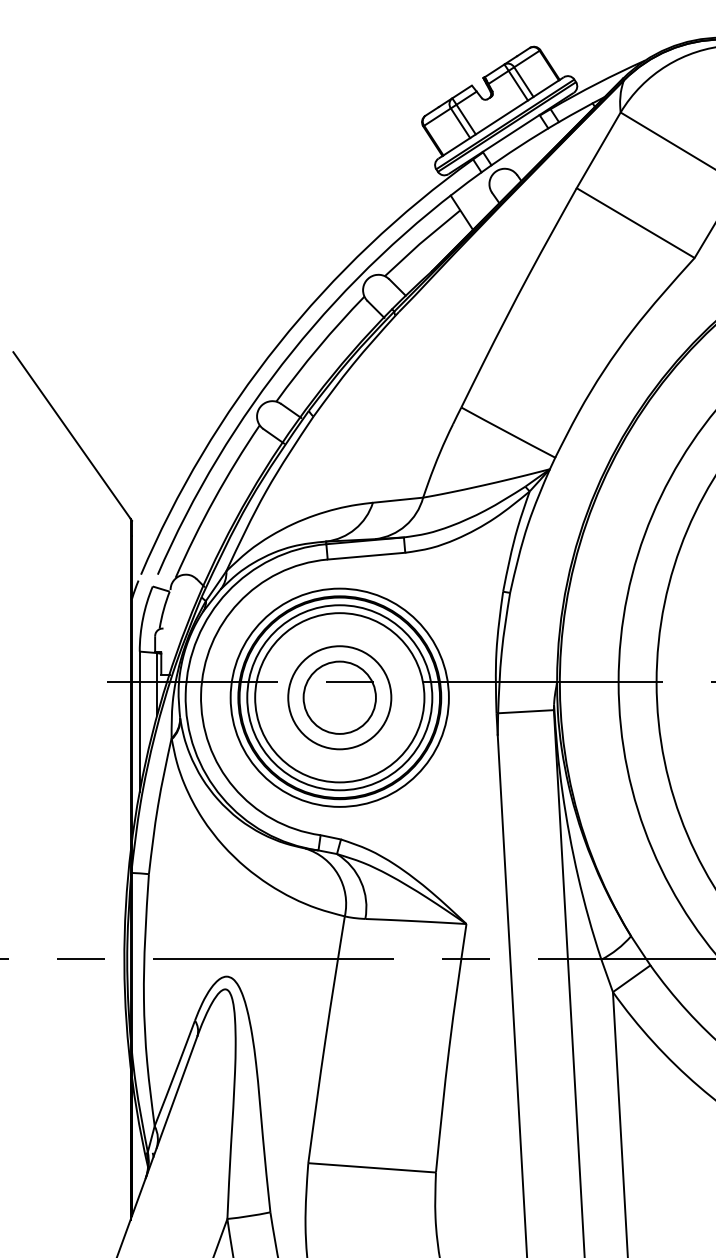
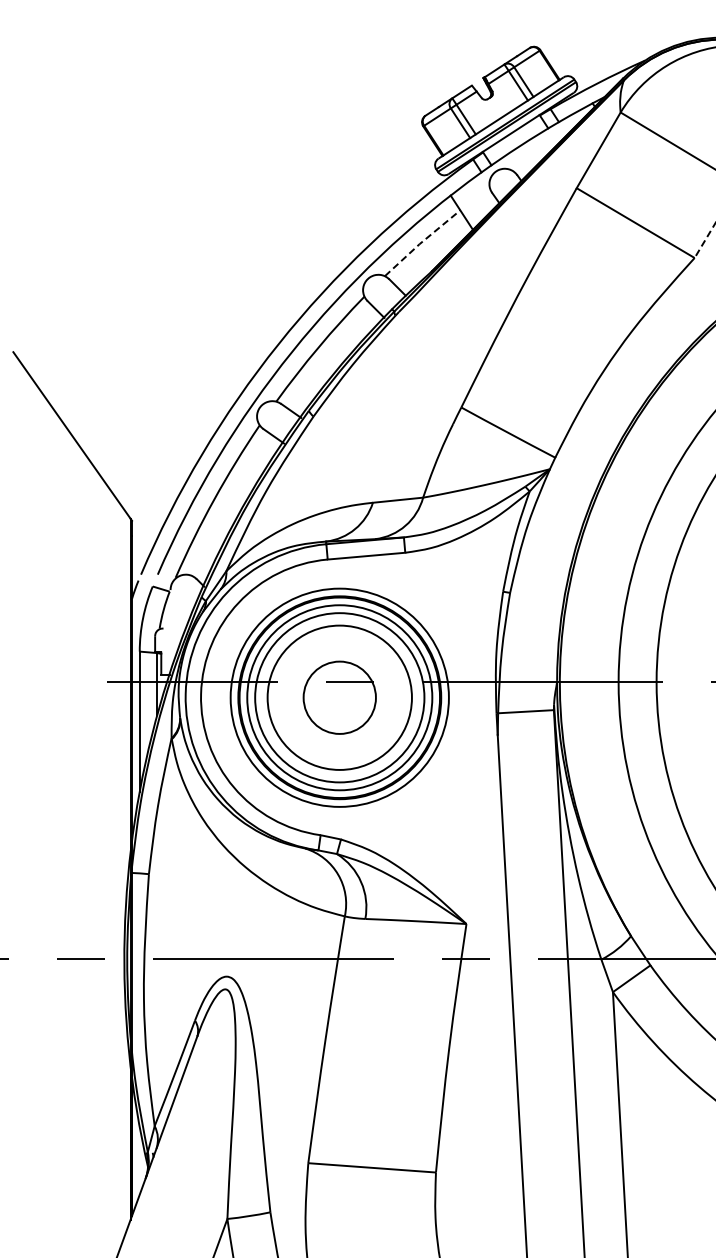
line: solid -> dashed (704, 240)
line: solid -> dashed (421, 242)
circle diameter: 103 px -> 144 px (339, 697)
